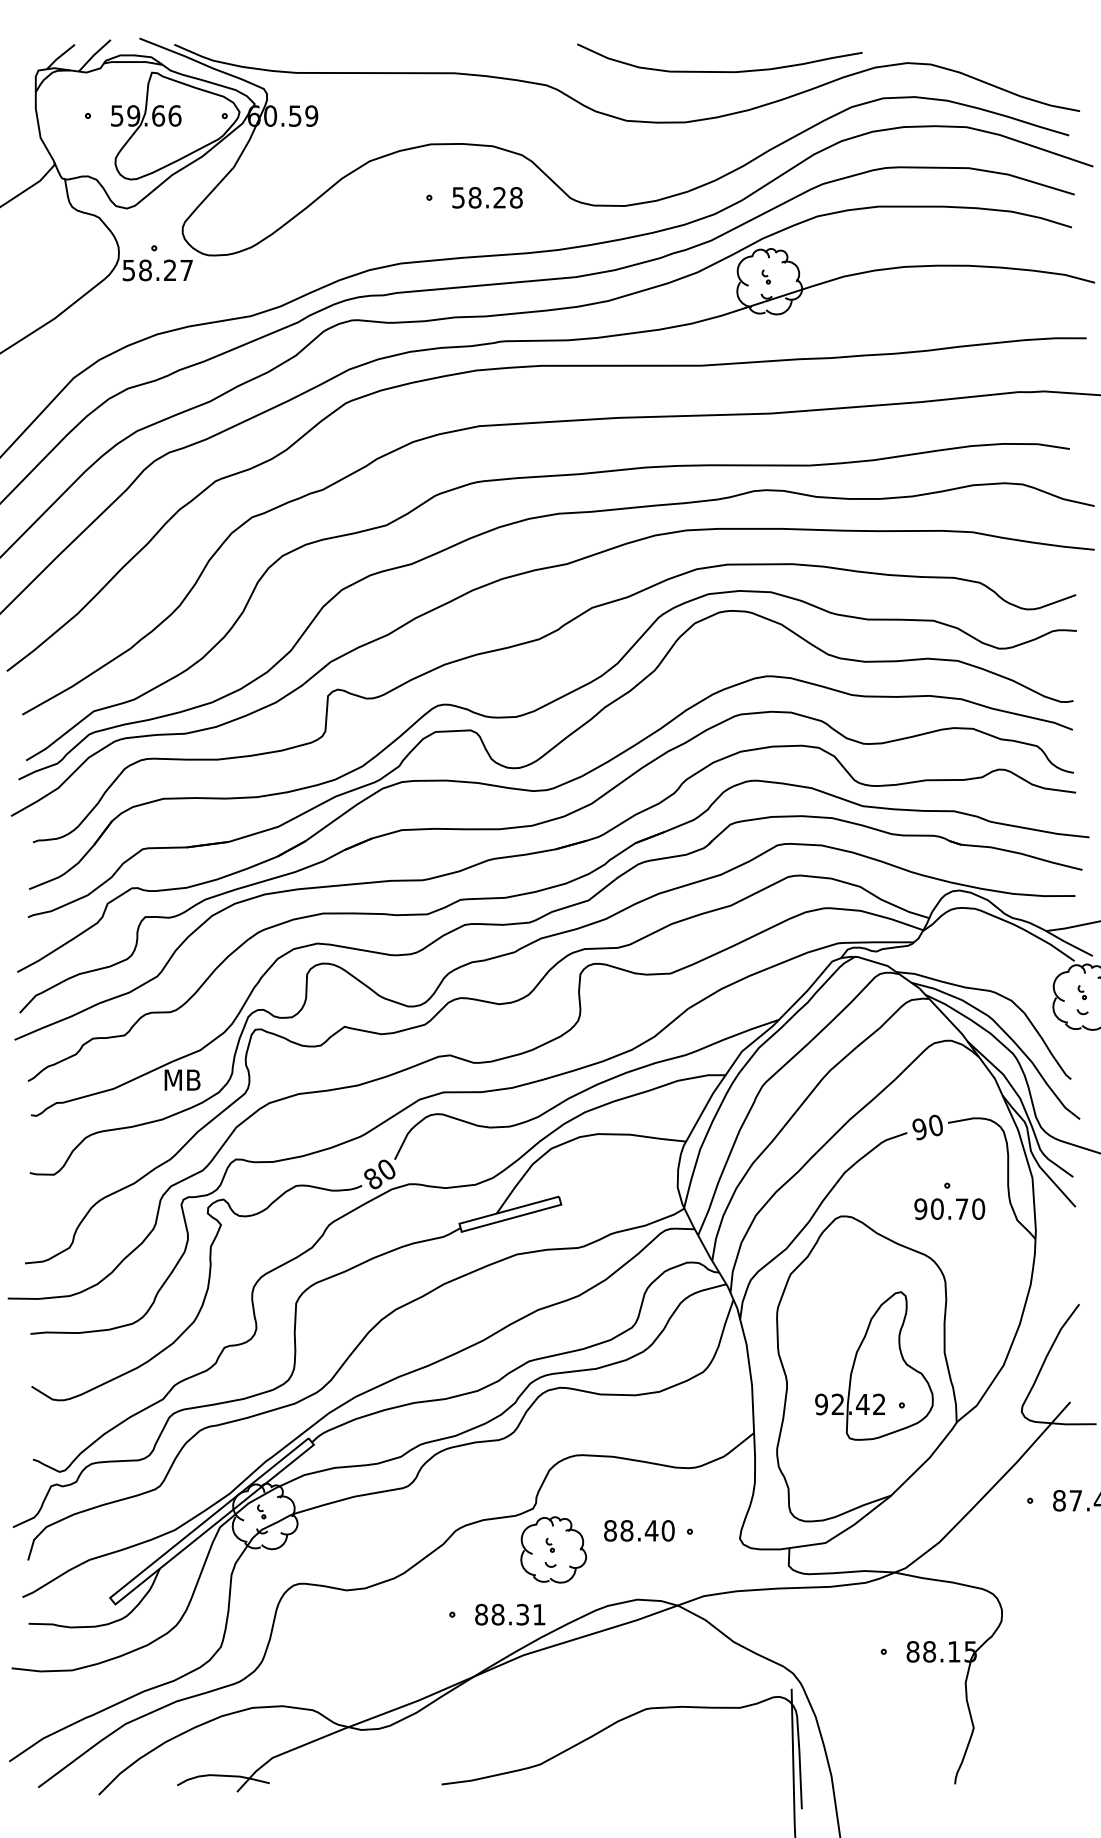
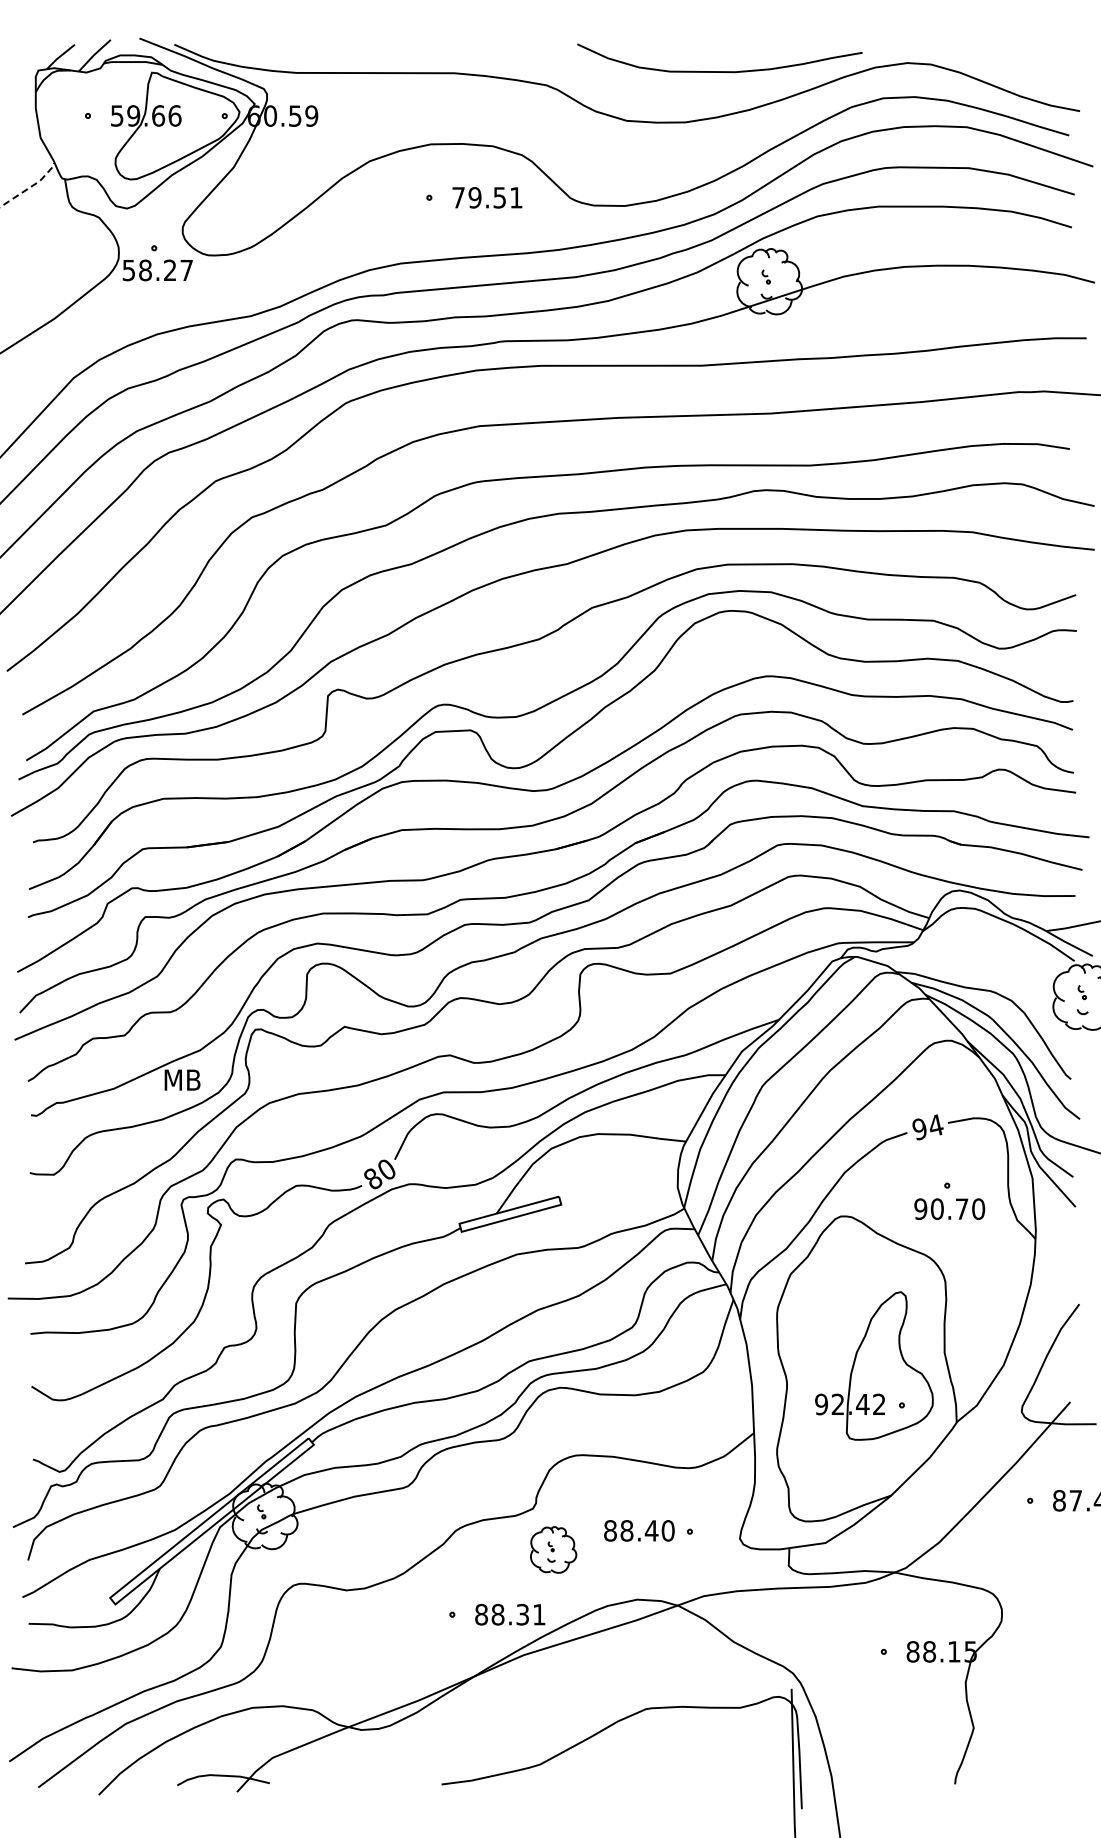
line: solid -> dashed (31, 186)
text: 58.28 -> 79.51 (487, 197)
text: 90 -> 94 (936, 1125)
part size: 67x68 px -> 48x48 px (553, 1549)
